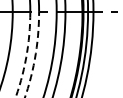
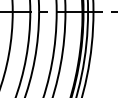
arc: dashed -> solid (35, 55)
arc: dashed -> solid (26, 56)
